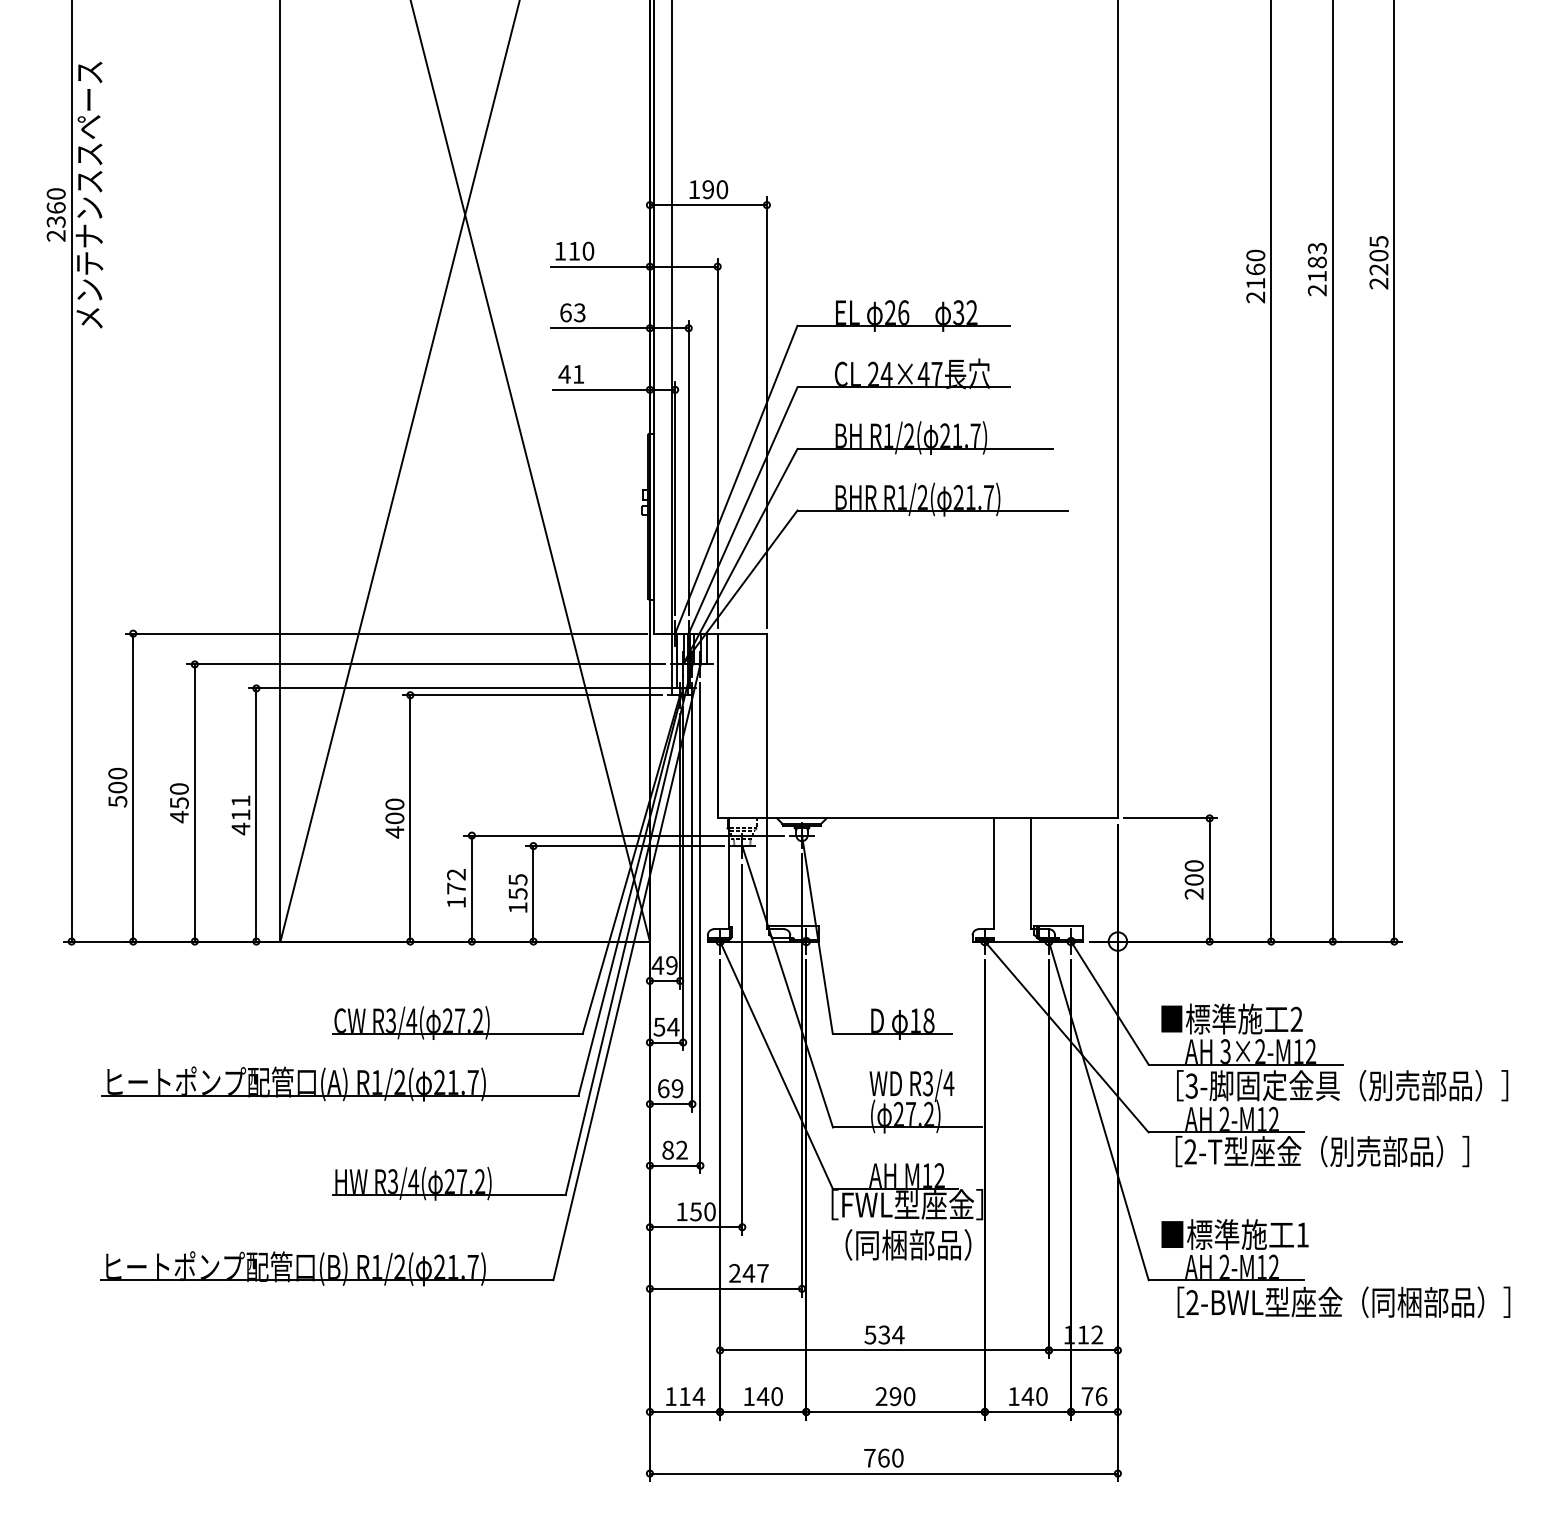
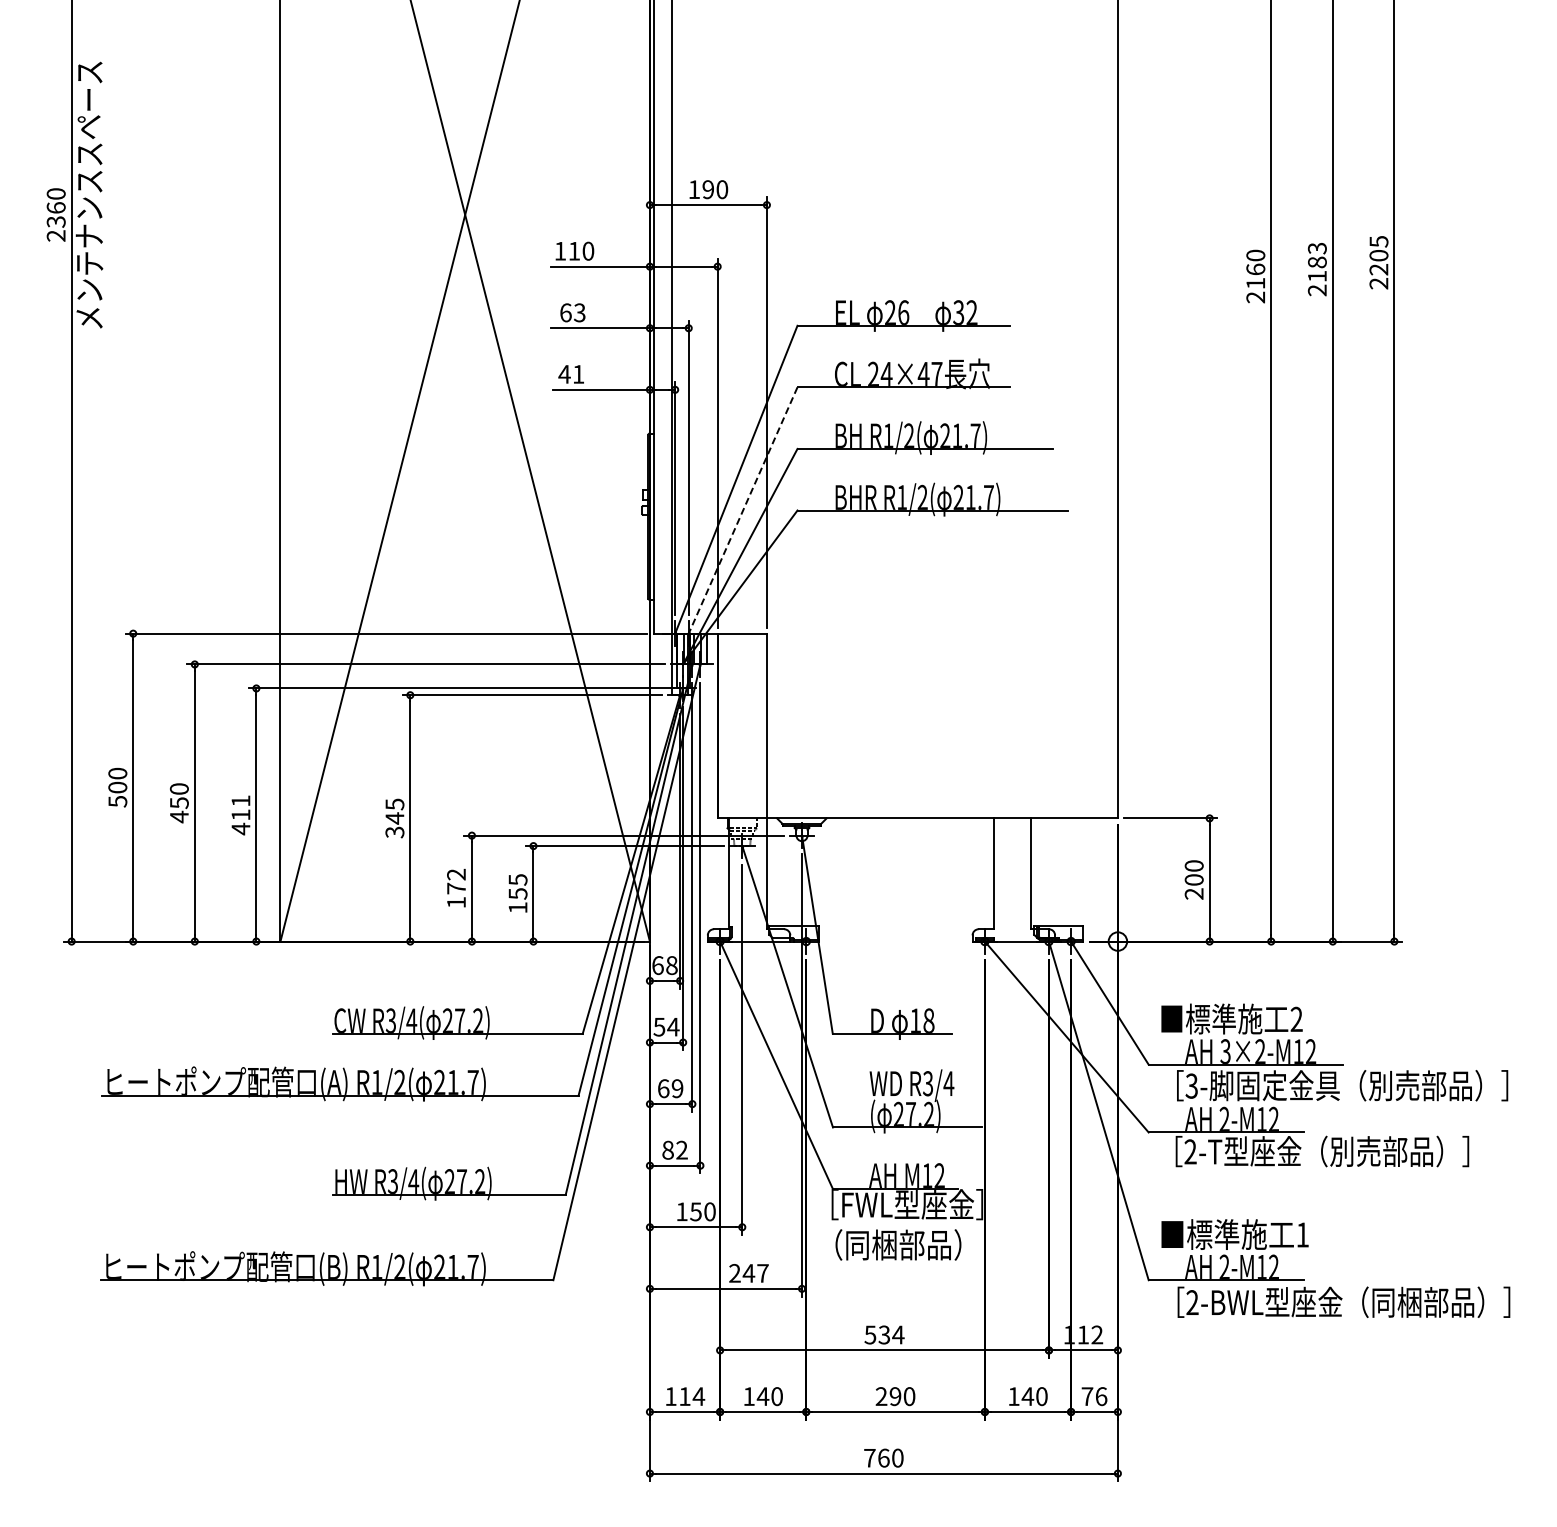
line: solid -> dashed (743, 510)
text: 400 -> 345 (394, 818)
text: 49 -> 68 (664, 965)
text position: (908, 1244) -> (898, 1244) (898, 1244)
